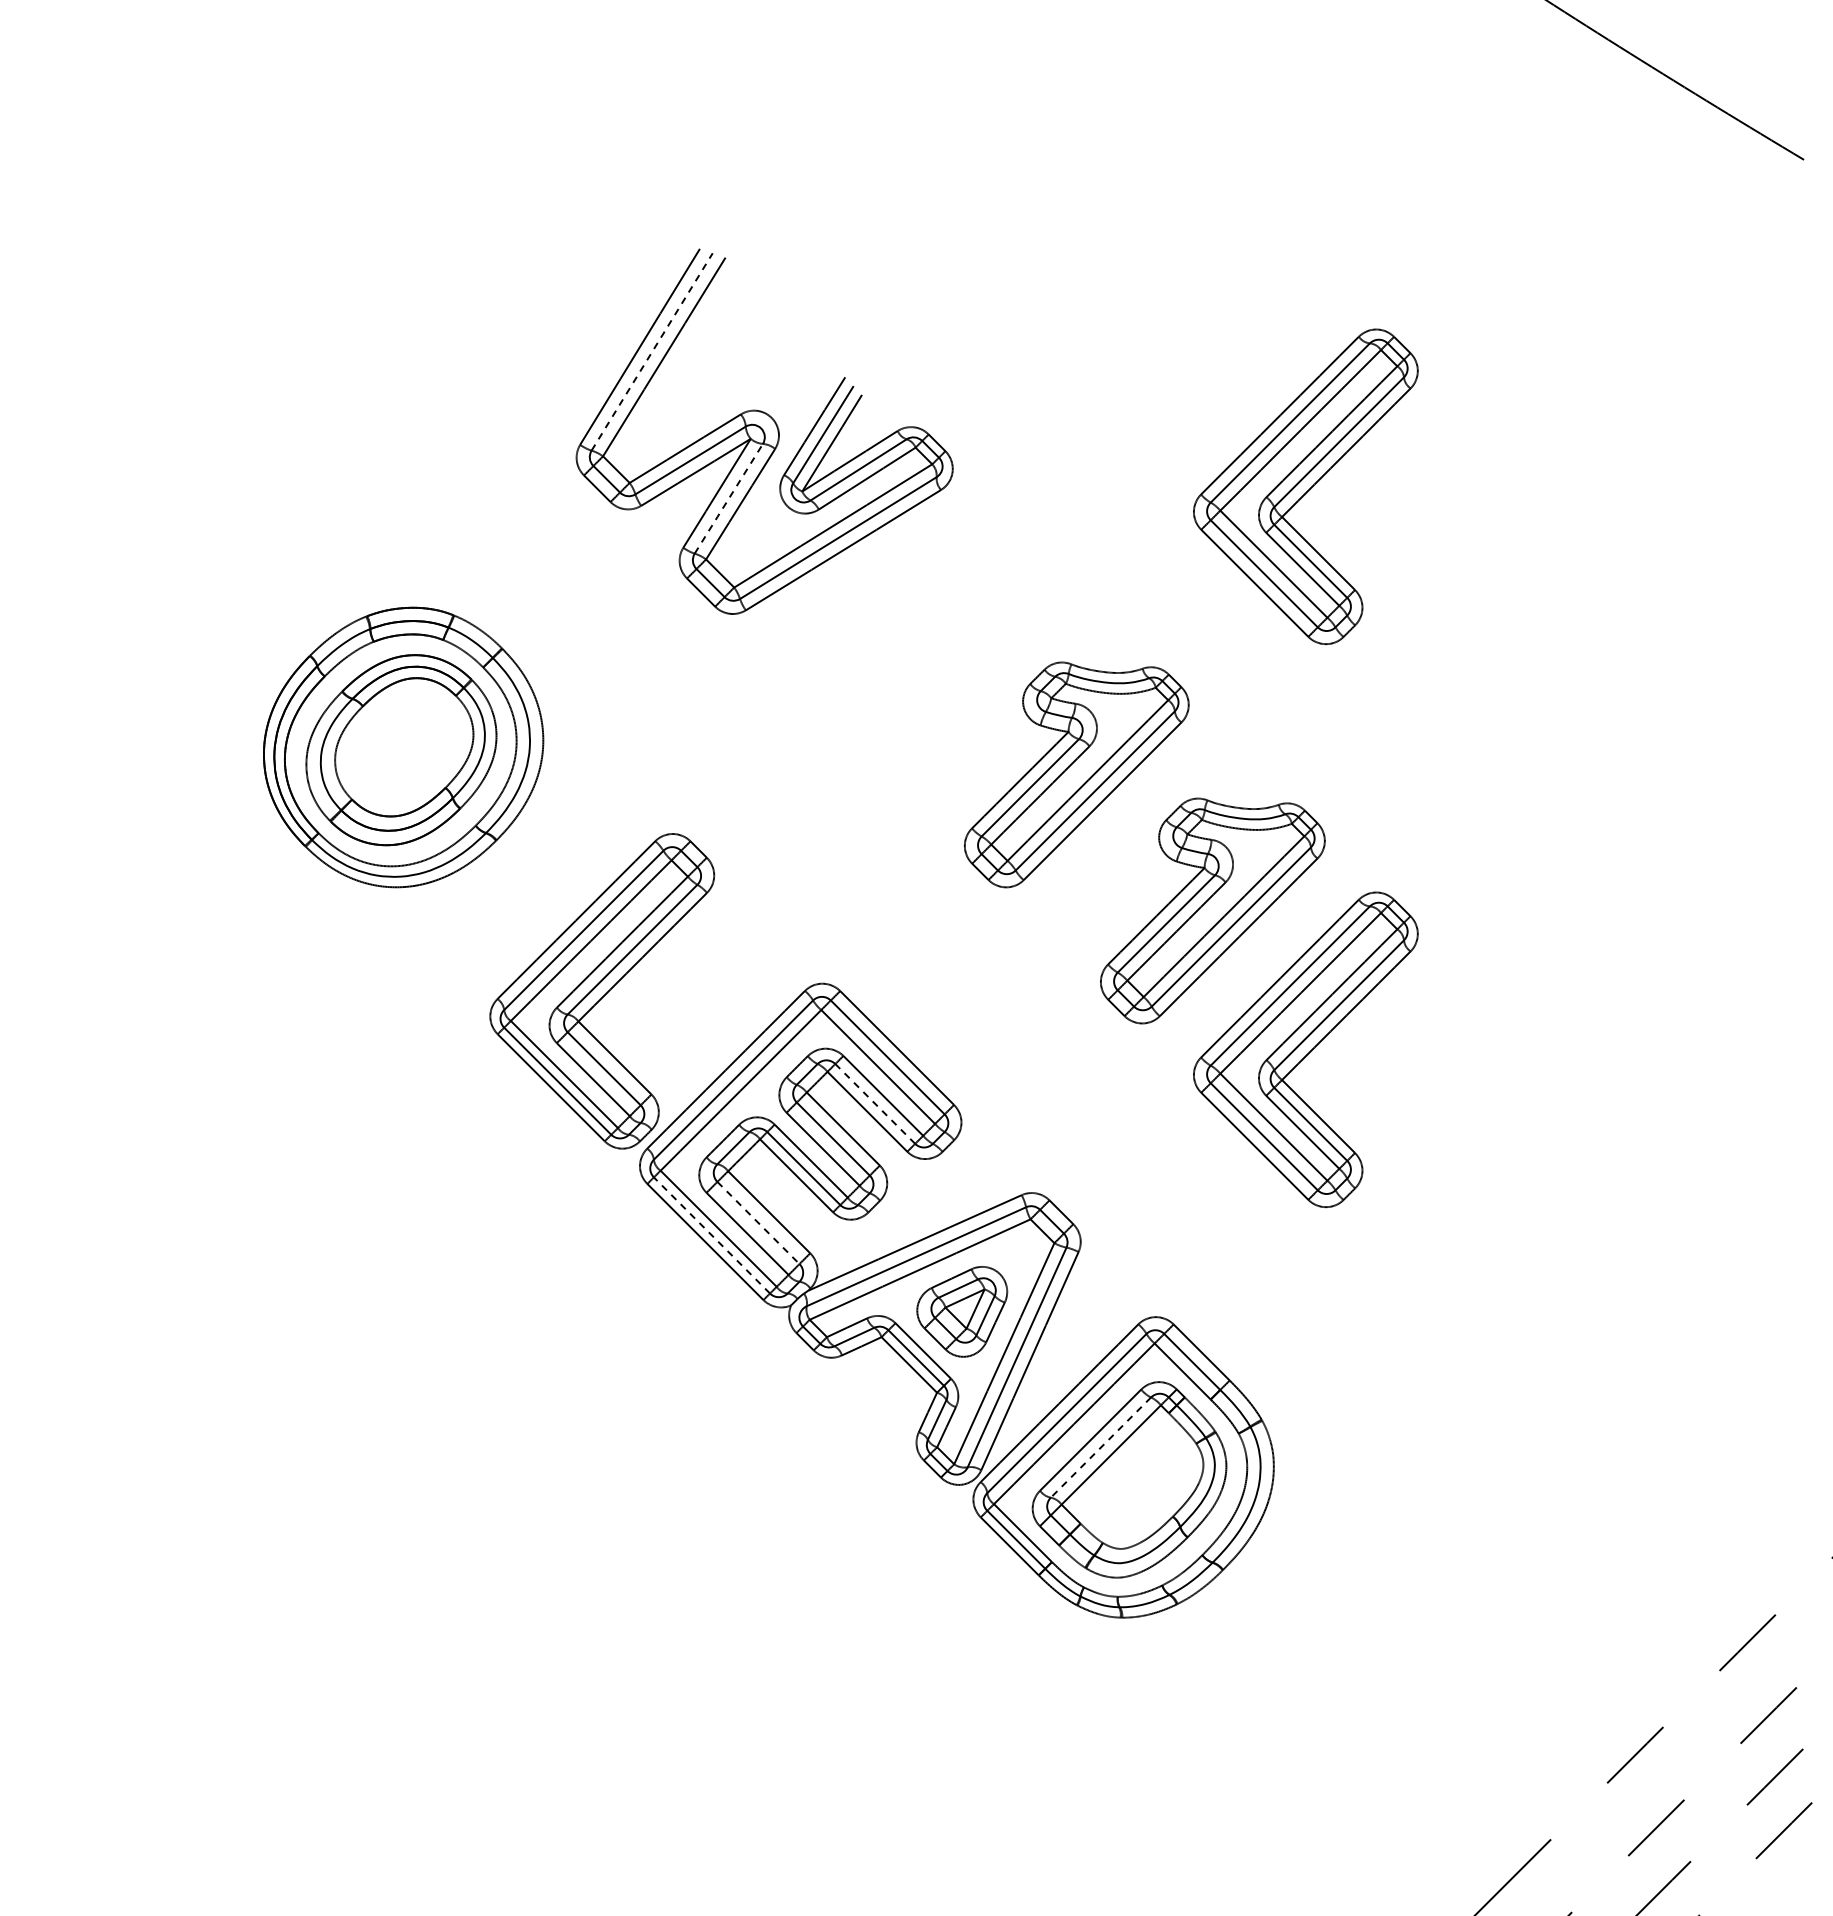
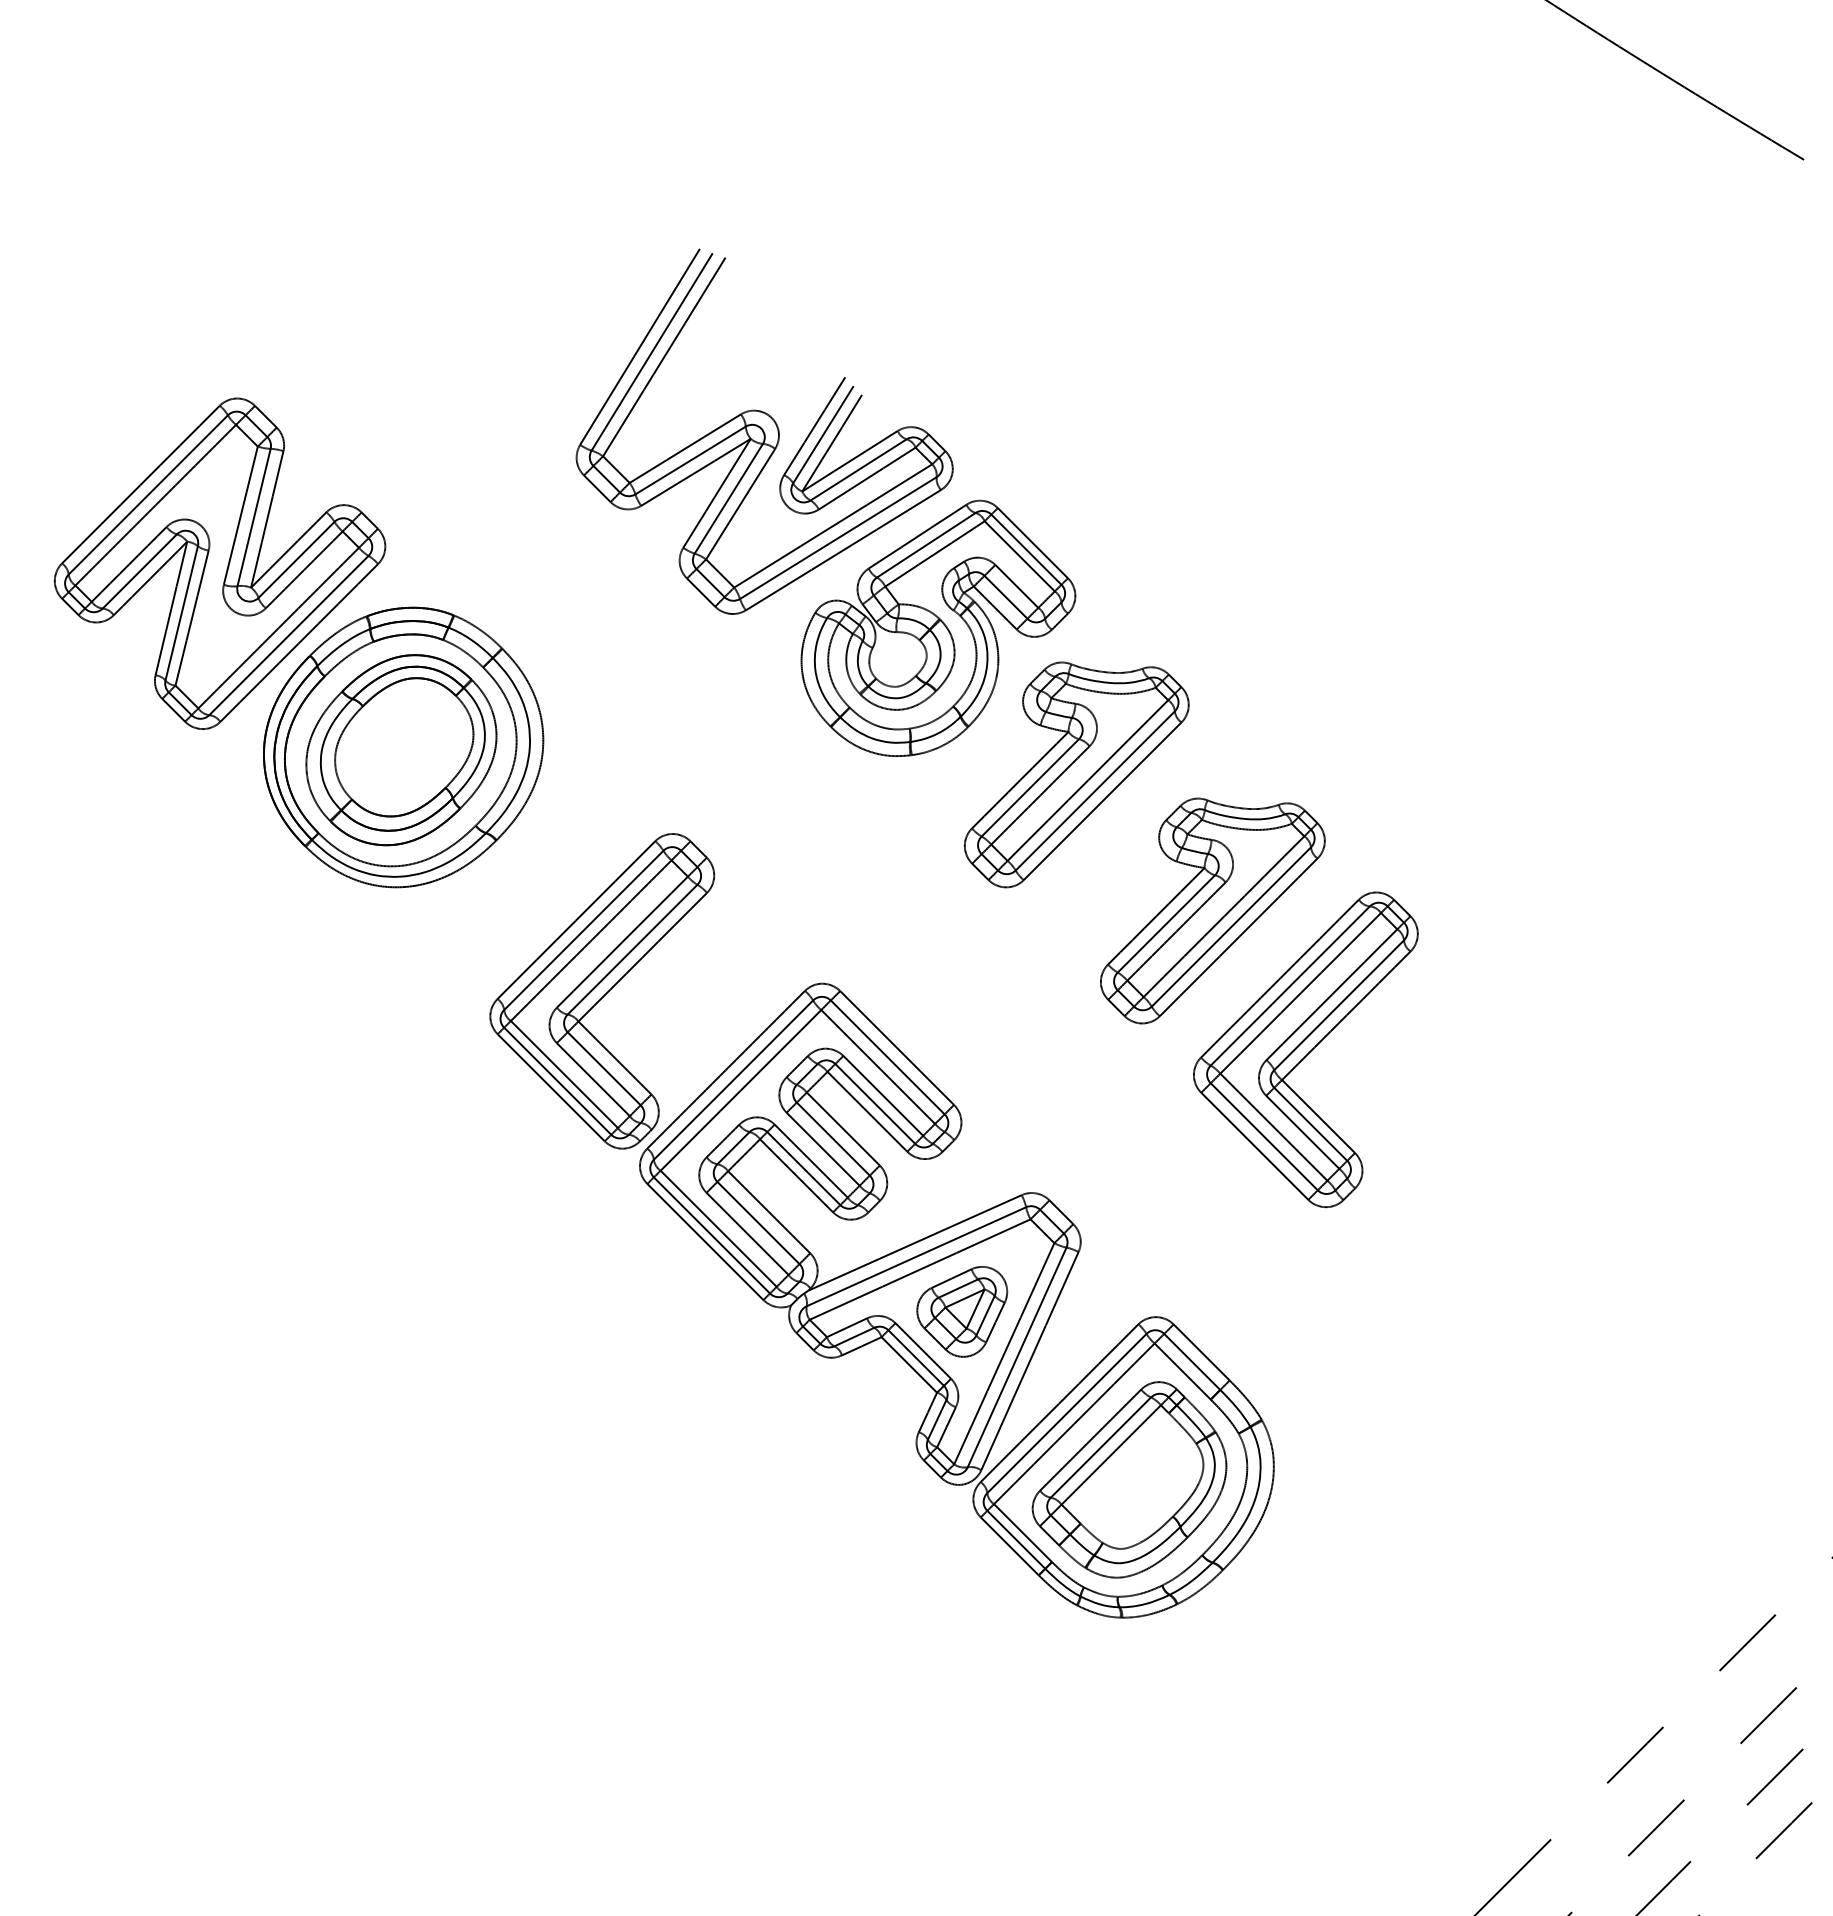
line: dashed -> solid (652, 351)
part: present -> none (1305, 486)
line: dashed -> solid (728, 498)
part: none -> present (219, 563)
part: none -> present (938, 627)
line: dashed -> solid (874, 1103)
line: dashed -> solid (758, 1223)
line: dashed -> solid (711, 1235)
line: dashed -> solid (1100, 1447)
